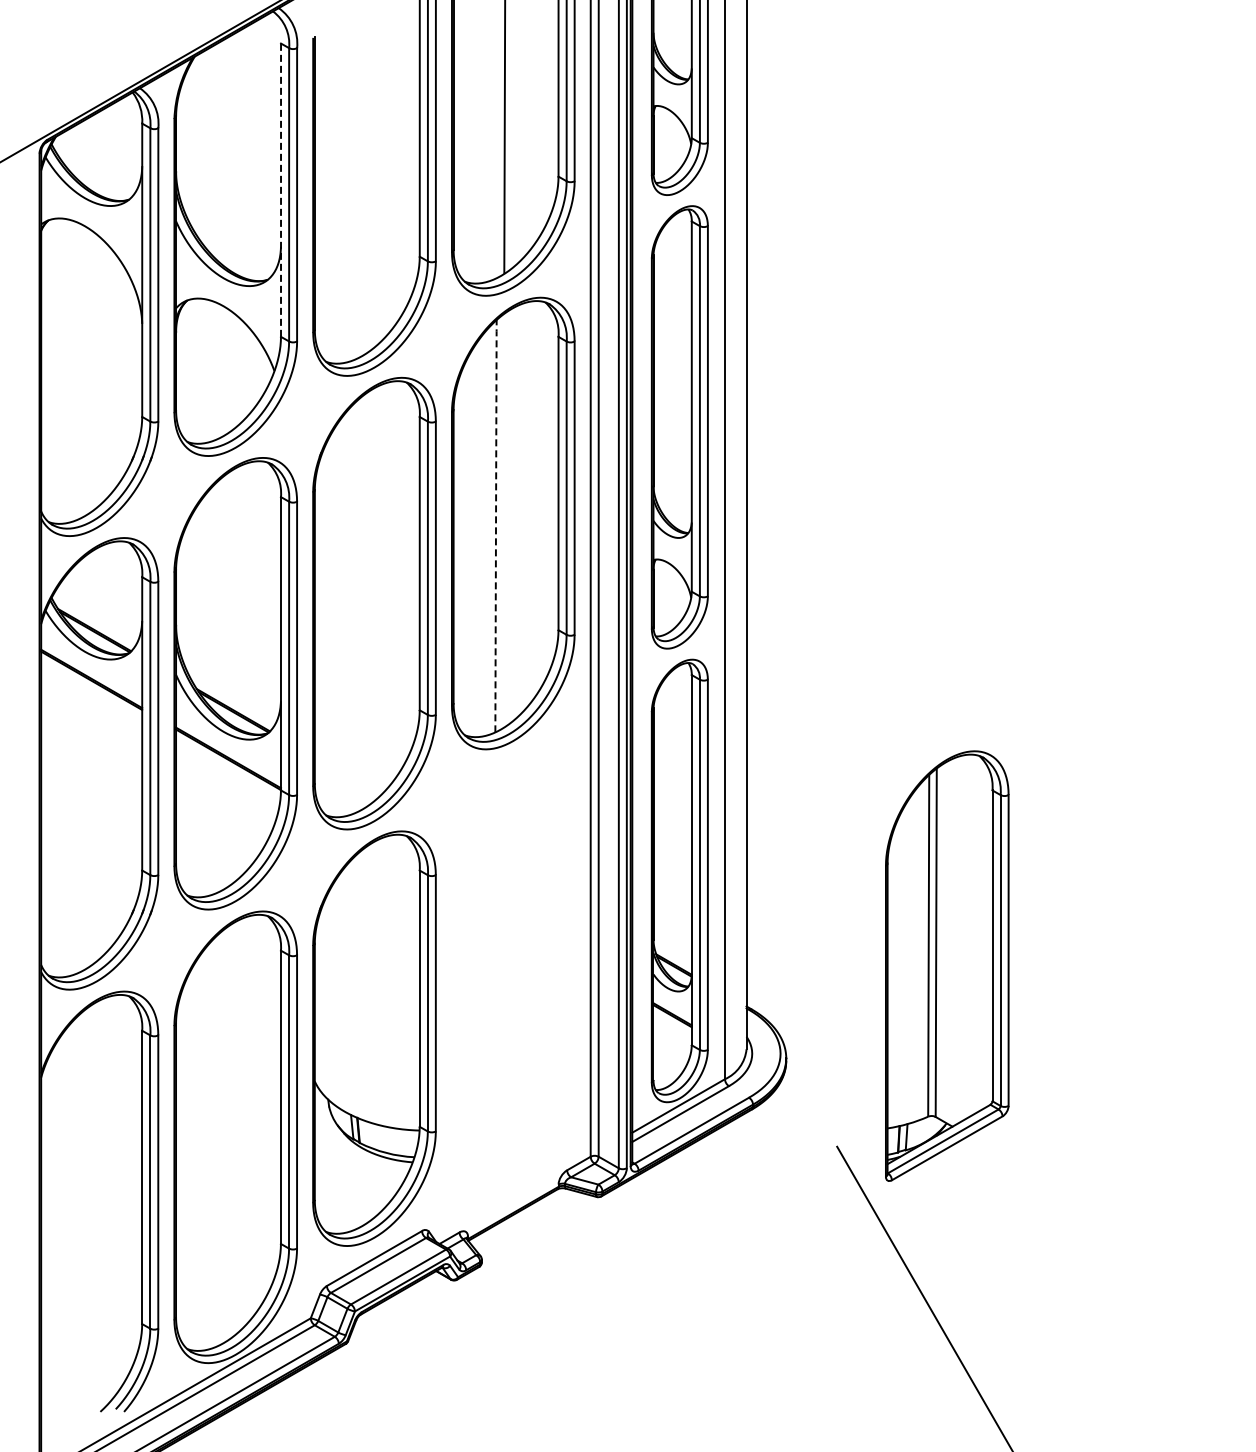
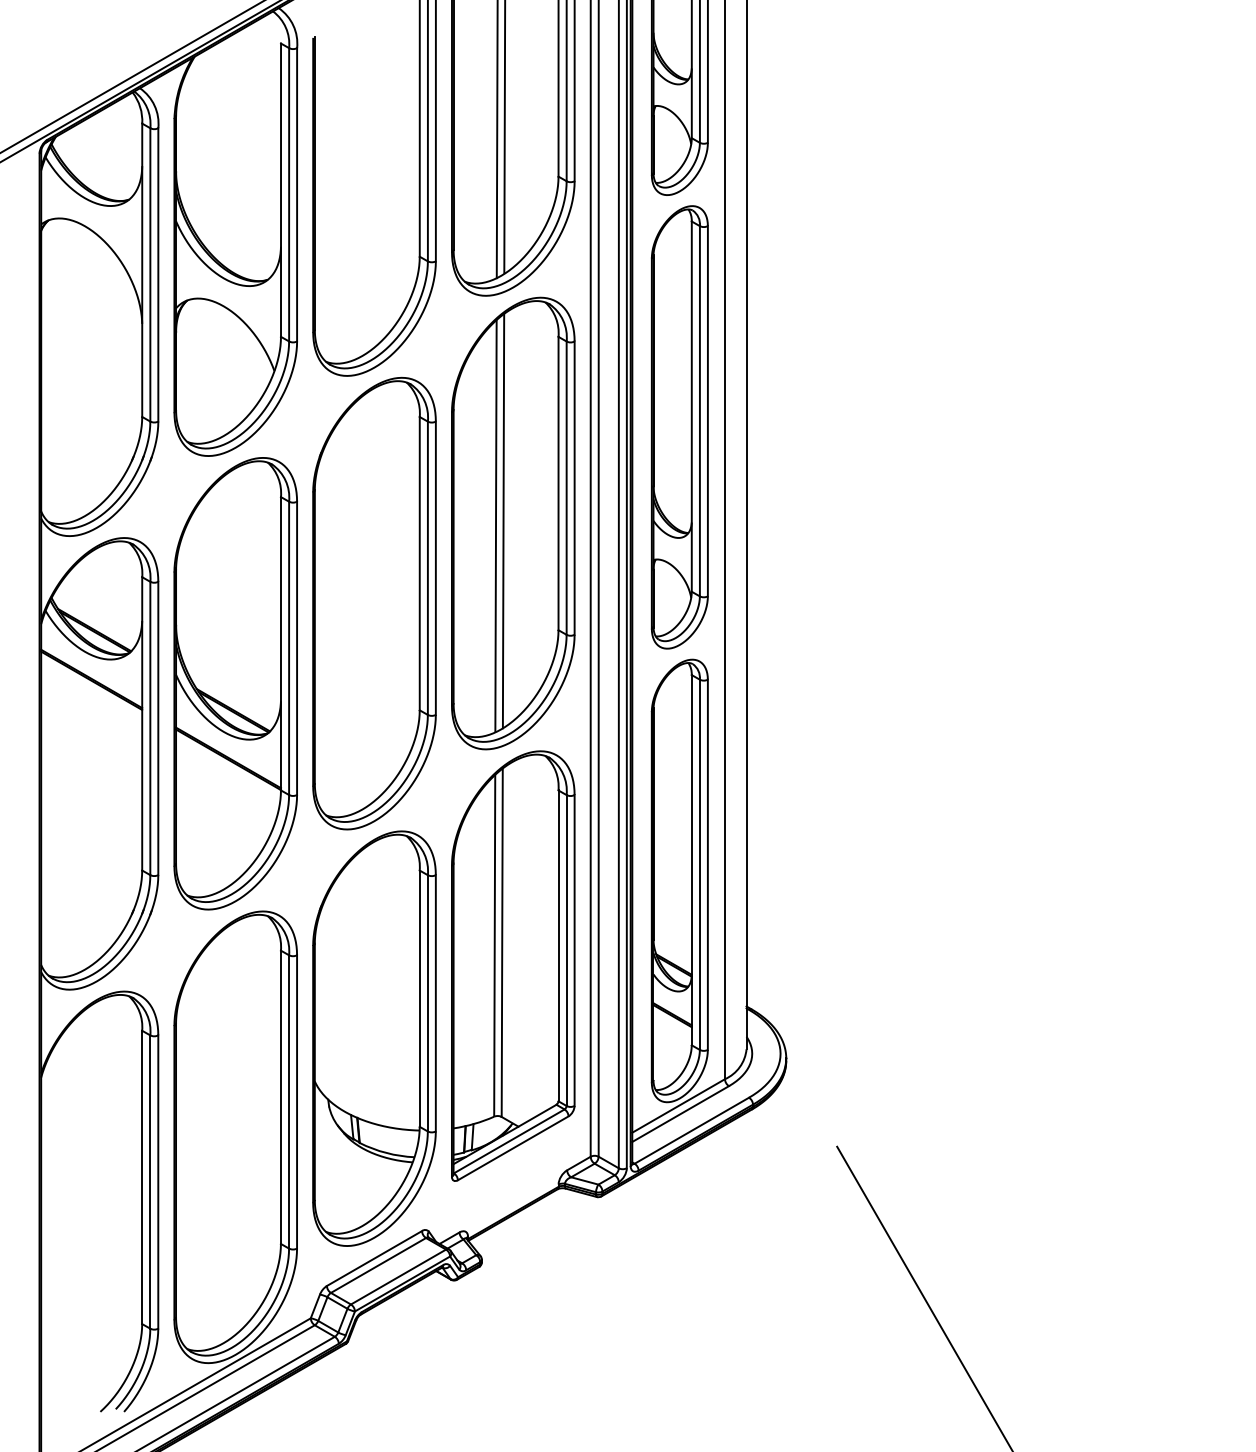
line: none -> present (131, 76)
line: none -> present (496, 140)
line: dashed -> solid (281, 190)
line: none -> present (503, 520)
line: dashed -> solid (496, 524)
part position: (947, 965) -> (513, 965) (513, 965)
